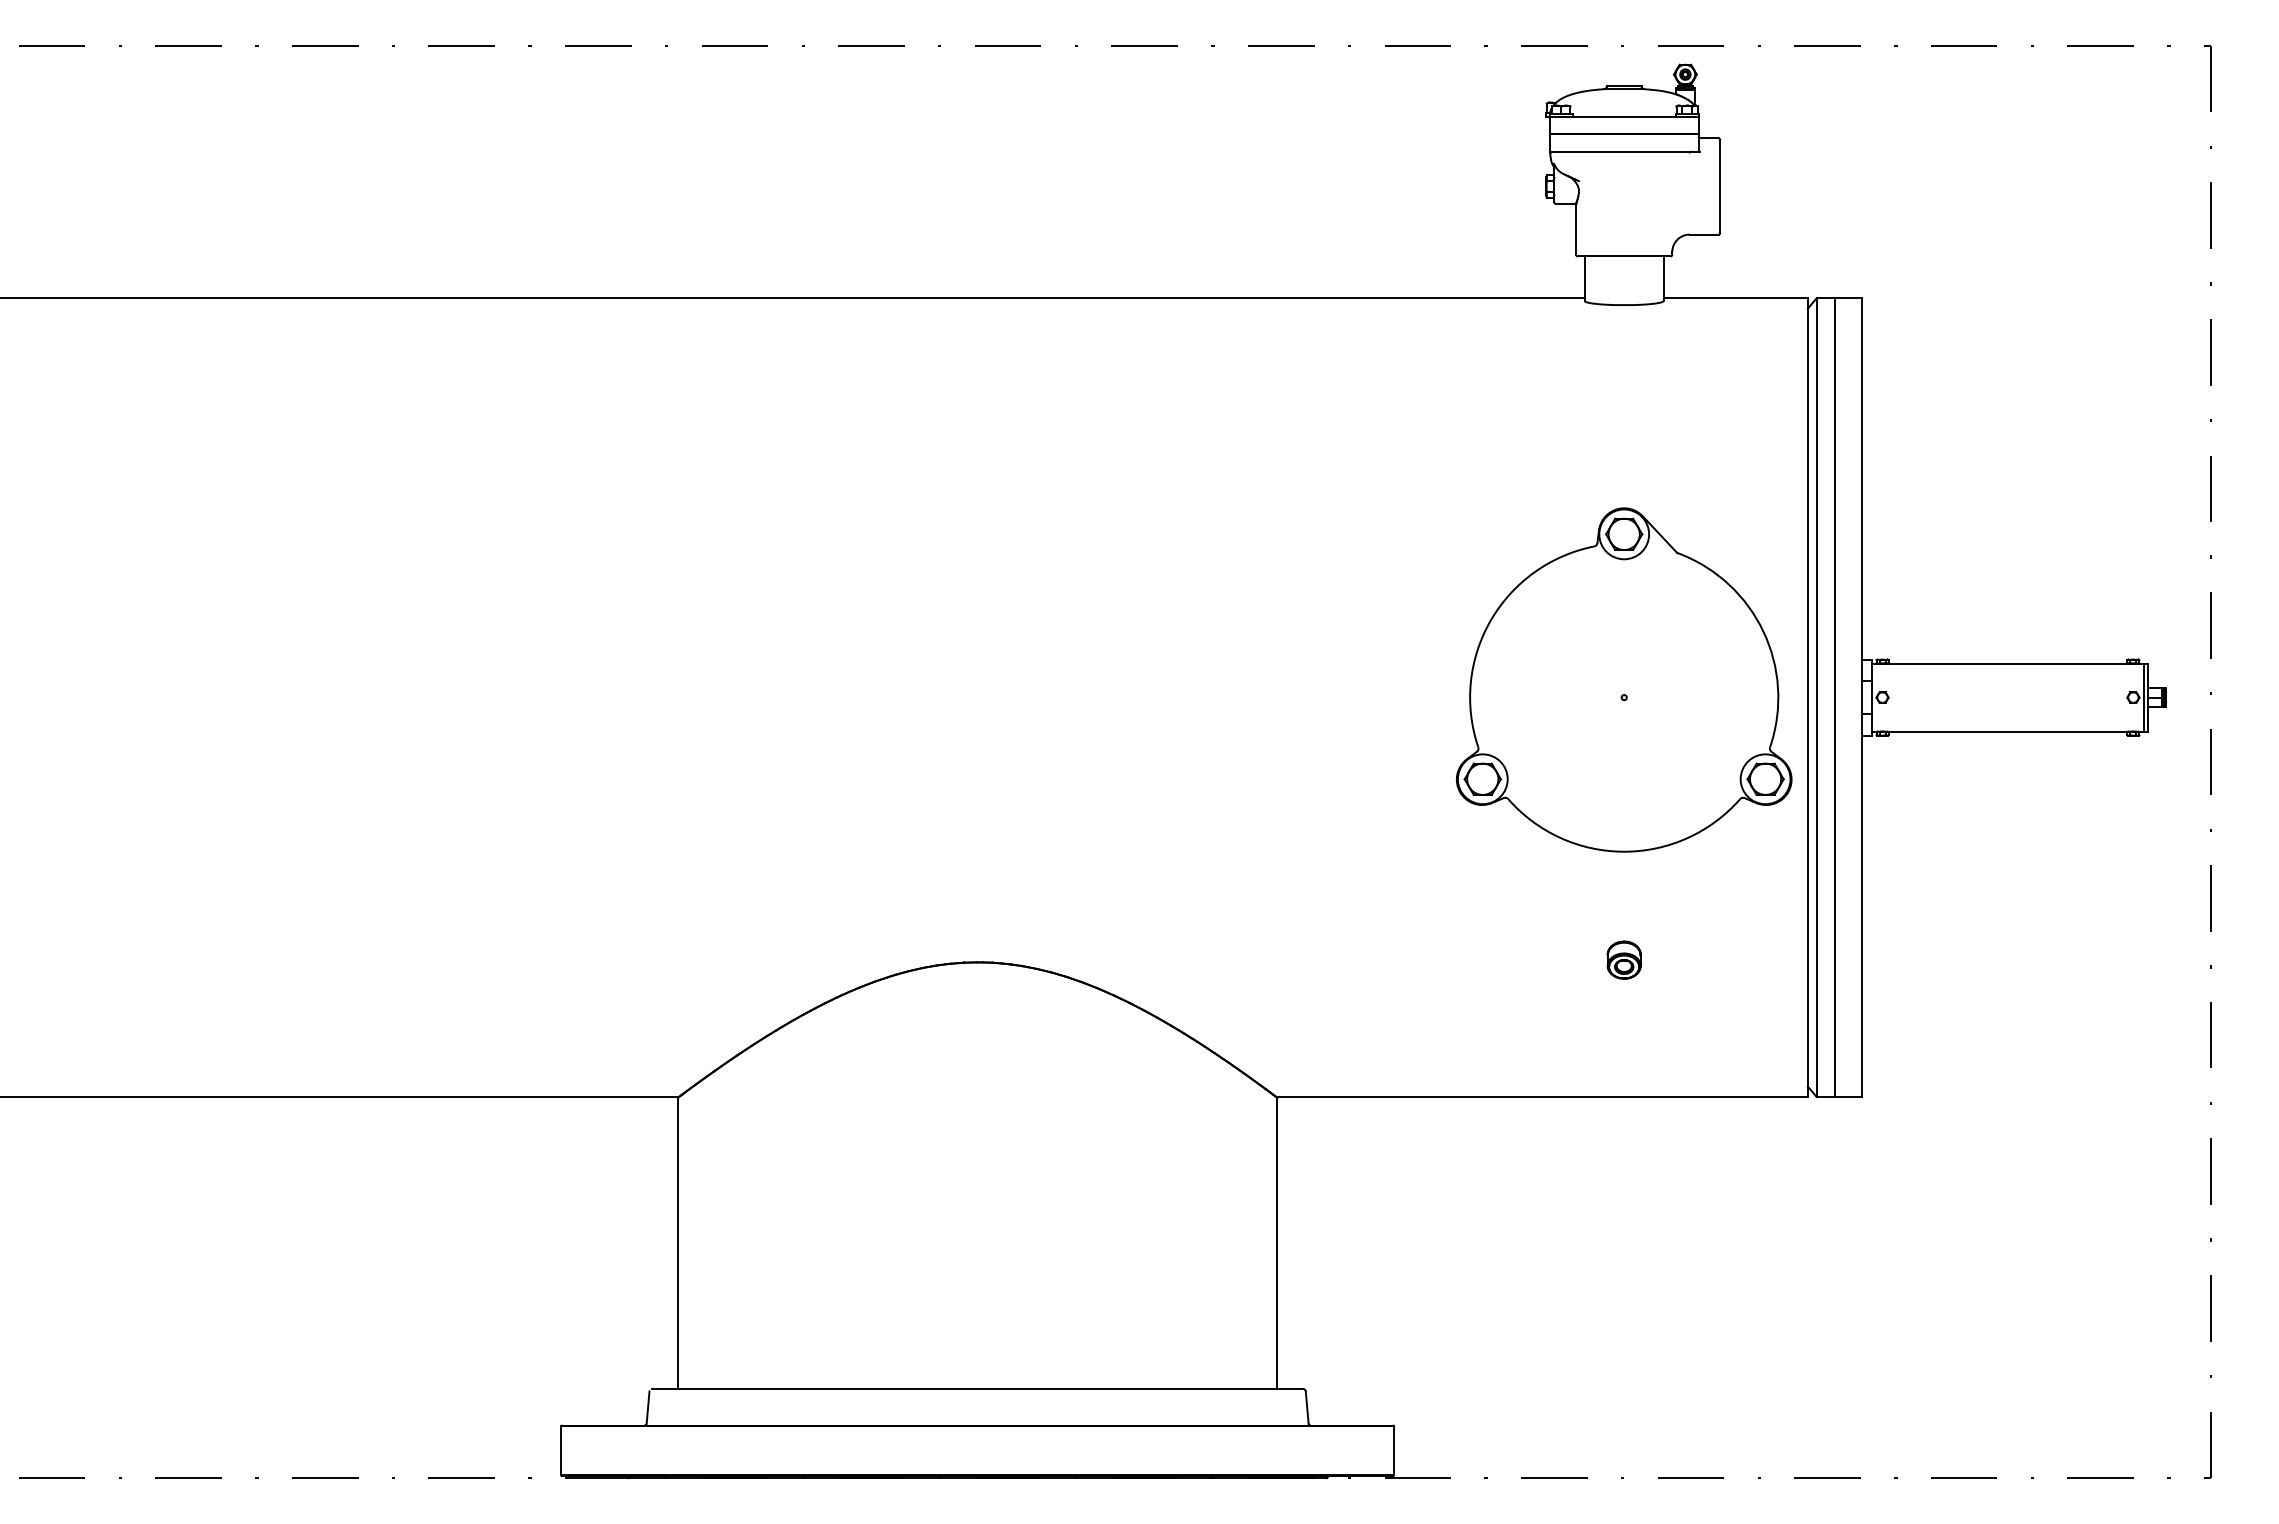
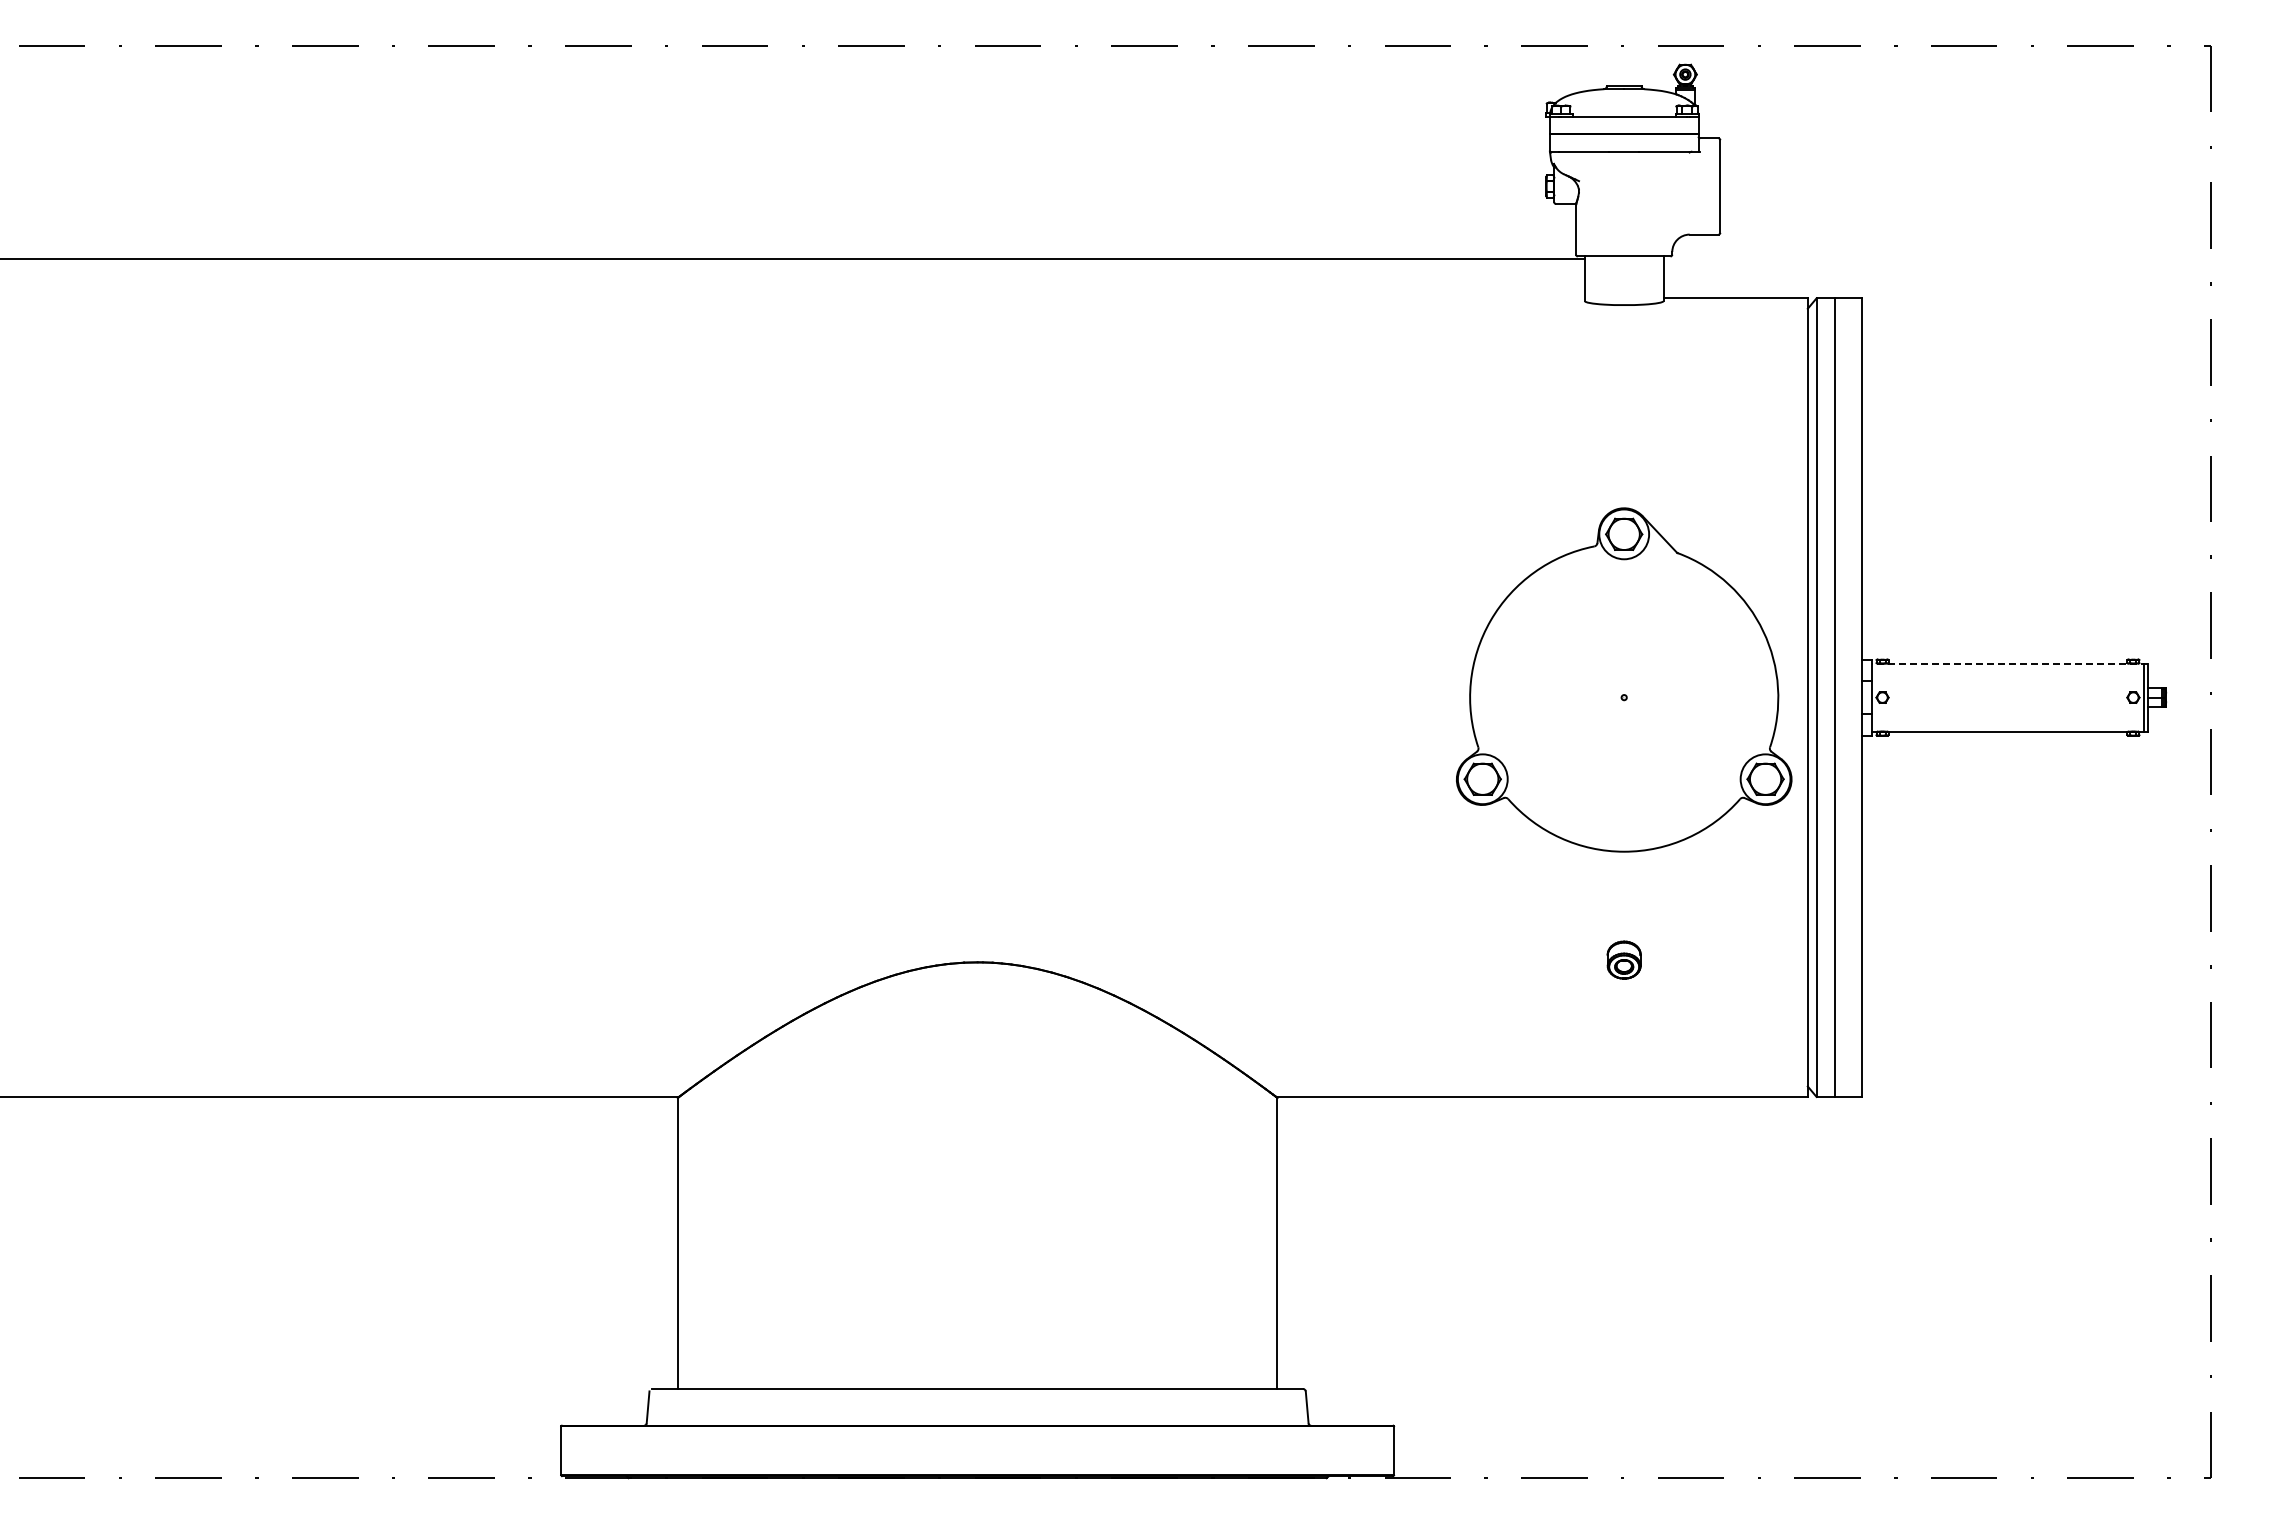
line position: (793, 298) -> (793, 259) (793, 259)
line: solid -> dashed (2009, 663)
